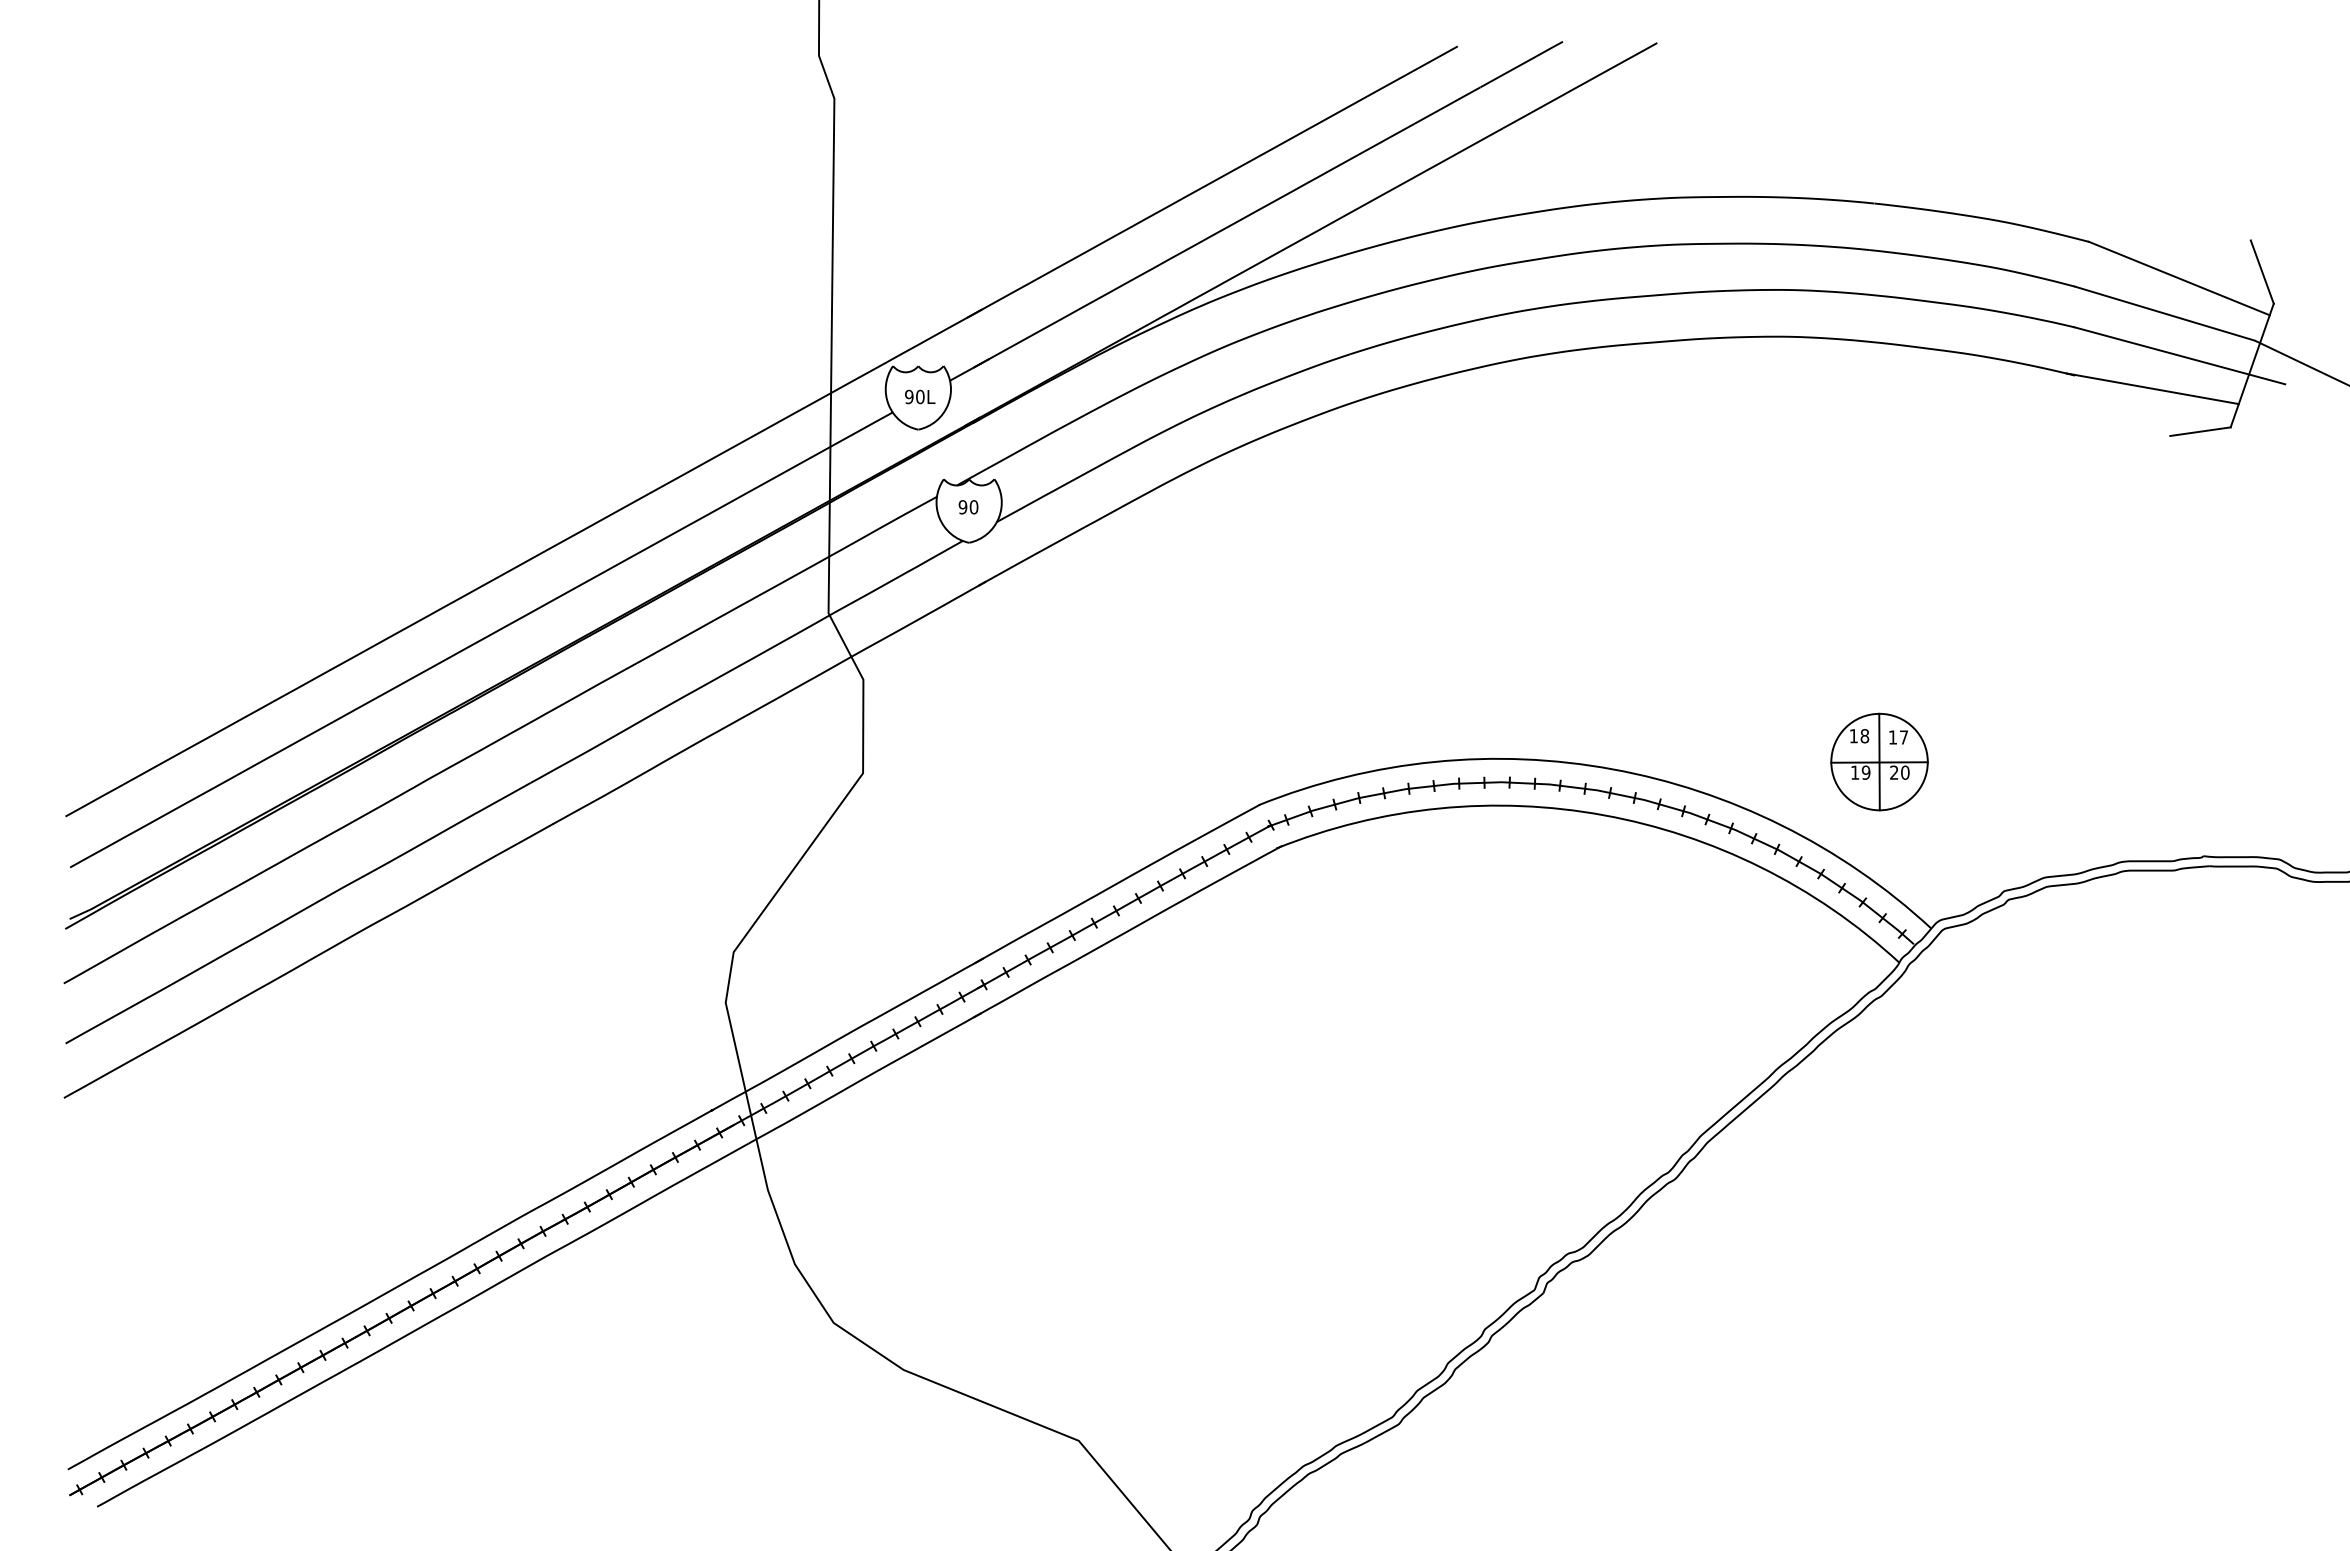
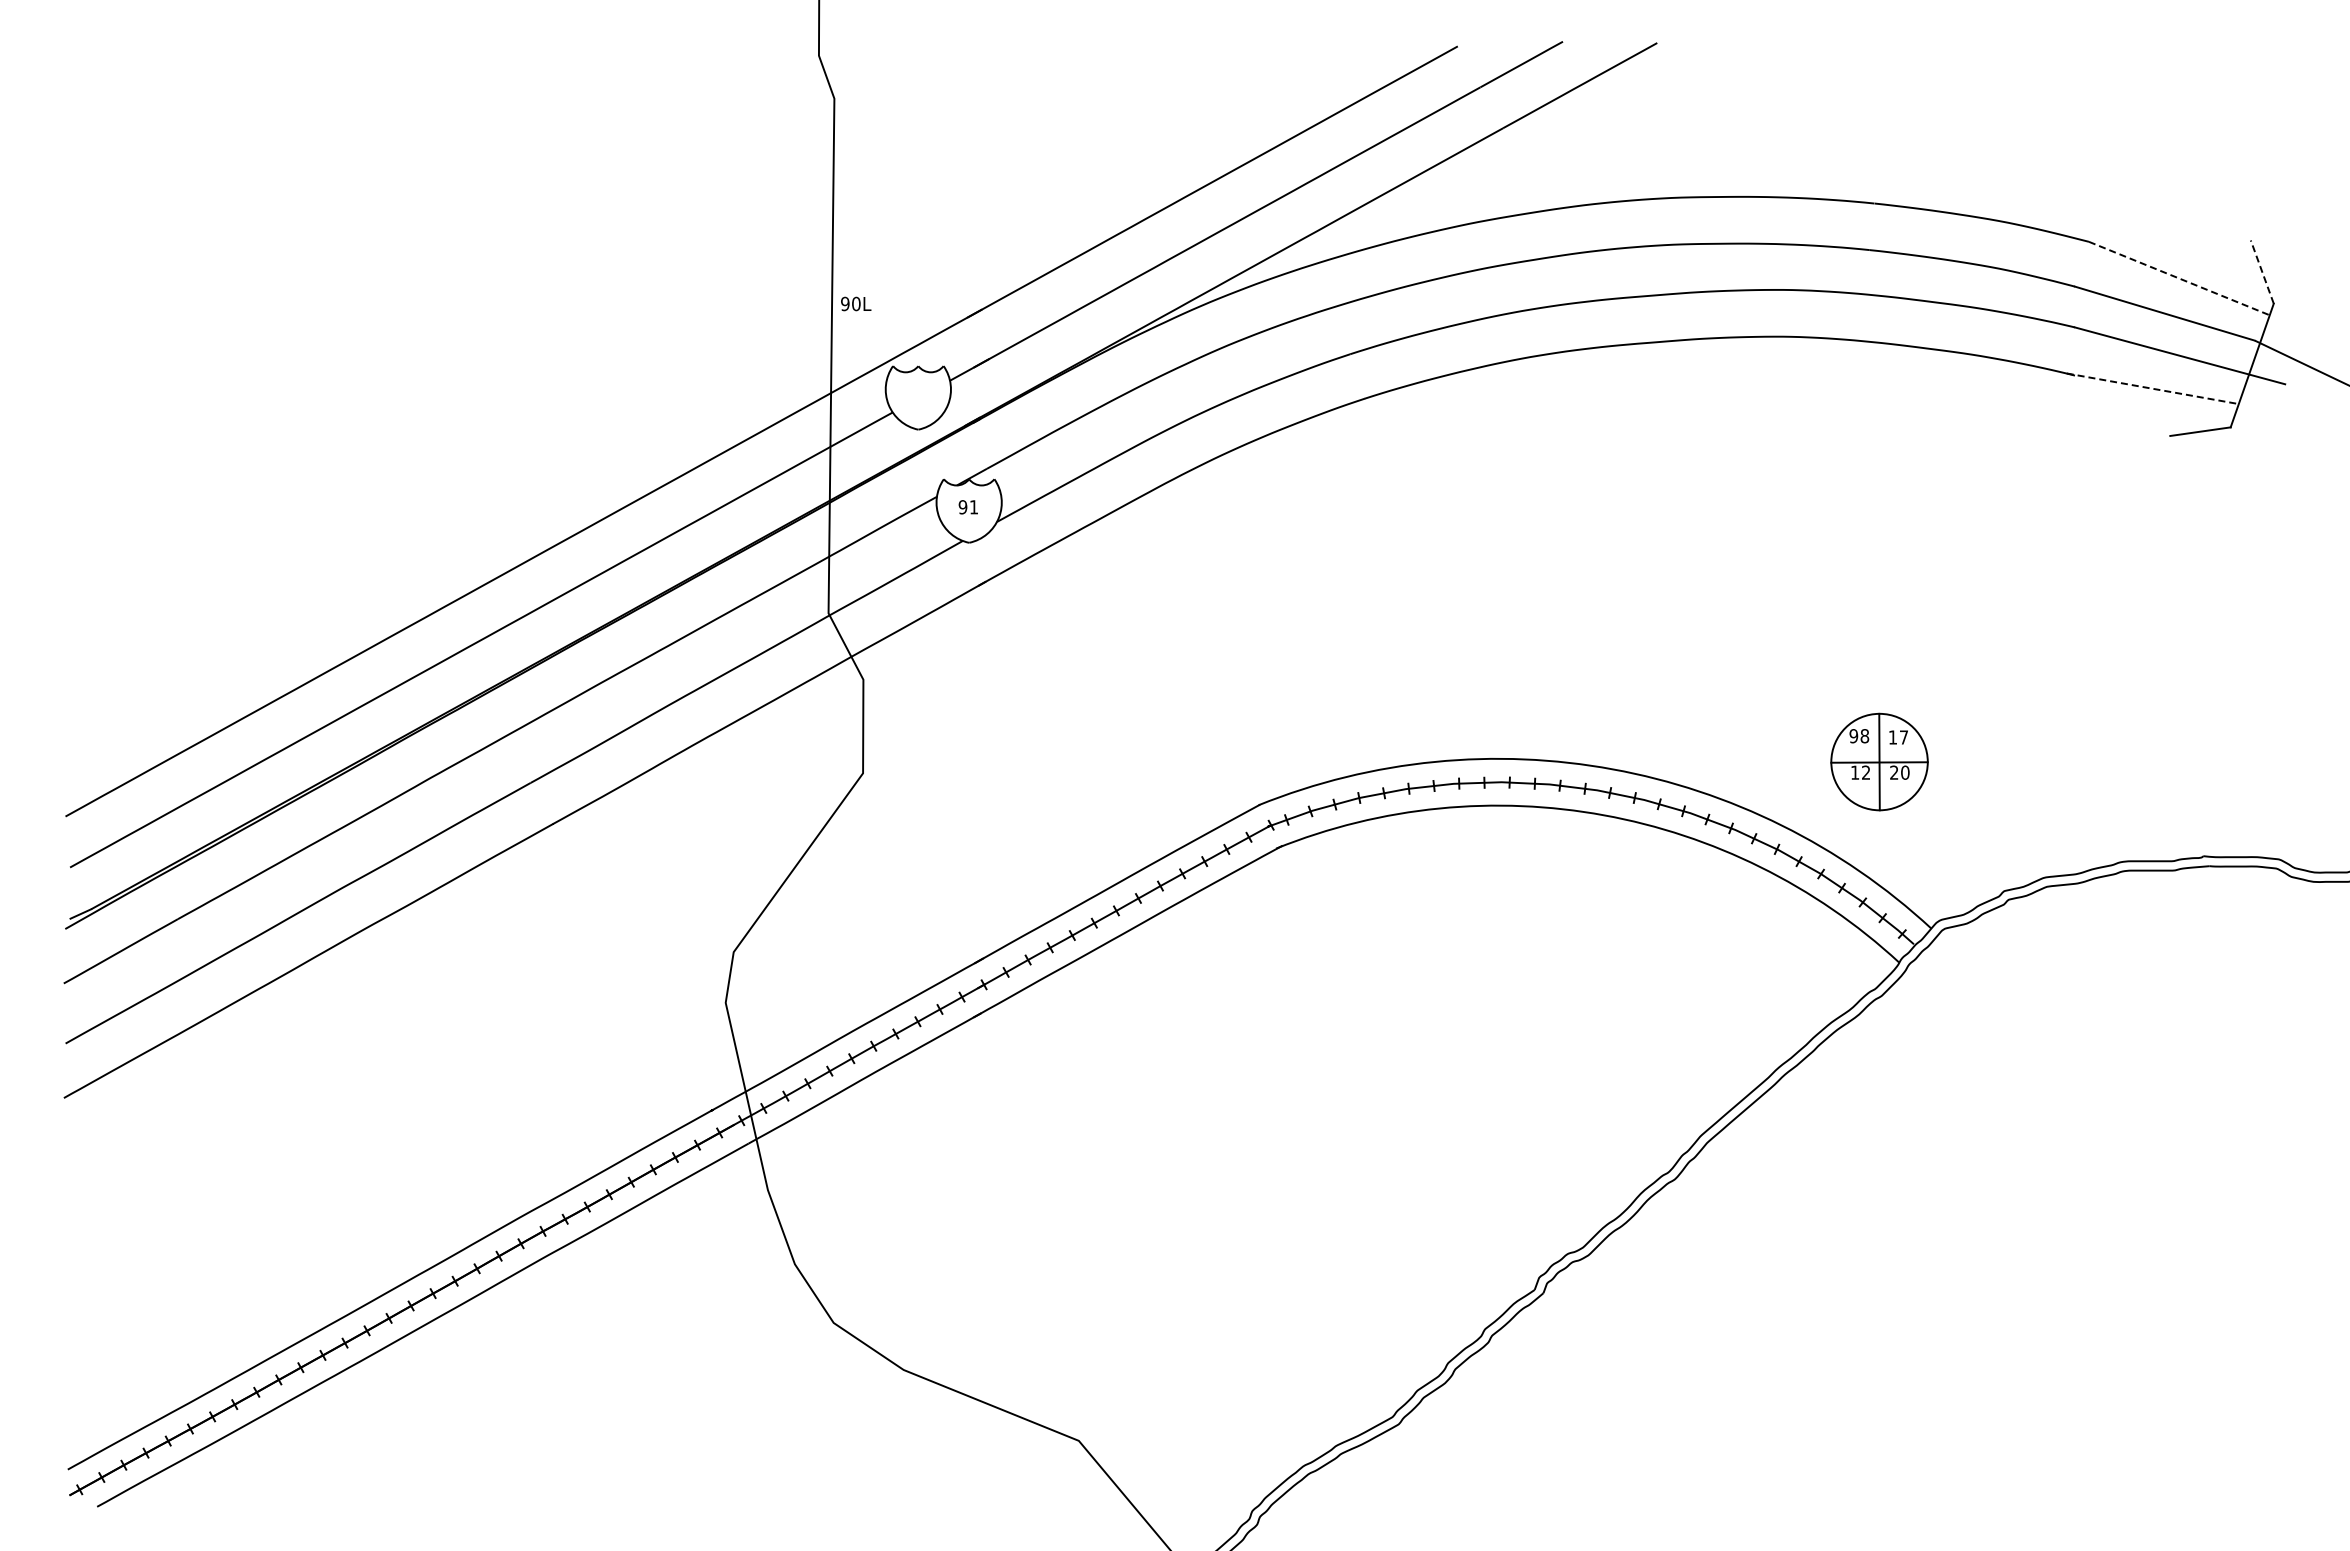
line: solid -> dashed (2262, 272)
line: solid -> dashed (2179, 278)
line: solid -> dashed (2153, 388)
text position: (920, 396) -> (856, 303) (856, 303)
text: 90 -> 91 (973, 507)
text: 18 -> 98 (1853, 736)
text: 19 -> 12 (1865, 772)
